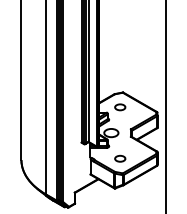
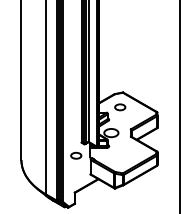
line position: (165, 106) -> (179, 106) (179, 106)
part position: (120, 158) -> (76, 155) (76, 155)
